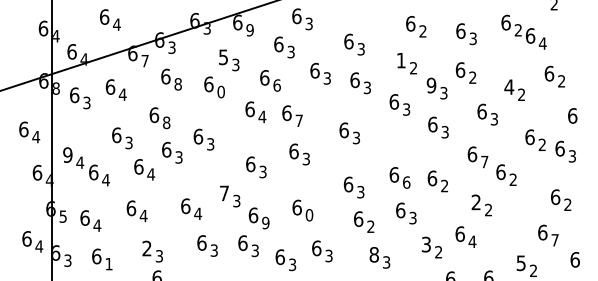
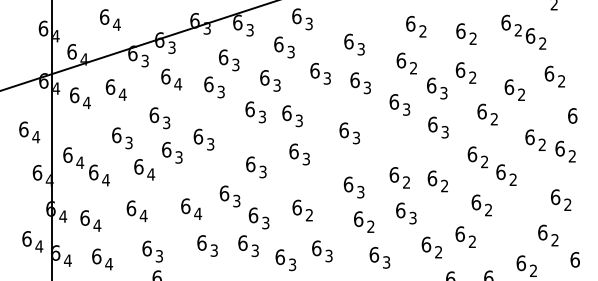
text: 9 -> 3 (249, 30)
text: 3 -> 2 (472, 39)
text: 4 -> 2 (542, 43)
text: 5 -> 6 (223, 57)
text: 7 -> 3 (144, 60)
text: 1 -> 6 (401, 60)
text: 8 -> 4 (178, 84)
text: 6 -> 3 (276, 85)
text: 9 -> 6 (431, 85)
text: 4 -> 6 (509, 87)
text: 8 -> 4 (56, 88)
text: 0 -> 3 (220, 91)
text: 3 -> 4 (86, 102)
text: 4 -> 3 (262, 116)
text: 3 -> 2 (493, 119)
text: 7 -> 3 (298, 120)
text: 8 -> 3 (166, 122)
text: 9 -> 6 (67, 154)
text: 3 -> 2 (571, 156)
text: 7 -> 2 (484, 161)
text: 6 -> 2 (406, 182)
text: 7 -> 6 (224, 193)
text: 2 -> 6 (476, 202)
text: 0 -> 2 (309, 215)
text: 5 -> 4 (63, 216)
text: 9 -> 3 (265, 222)
text: 7 -> 2 (554, 240)
text: 4 -> 2 (472, 241)
text: 3 -> 6 (426, 244)
text: 2 -> 6 (146, 248)
text: 8 -> 6 (374, 254)
text: 3 -> 4 (67, 260)
text: 5 -> 6 (521, 263)
text: 1 -> 4 (109, 264)
